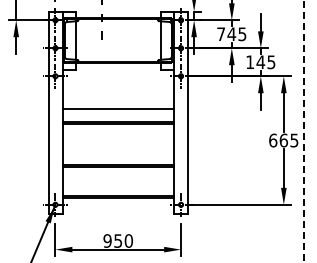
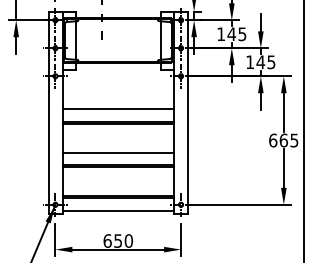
text: 745 -> 145 (220, 33)
line: dashed -> solid (303, 131)
line: none -> present (118, 152)
line: none -> present (118, 210)
text: 950 -> 650 (107, 240)
